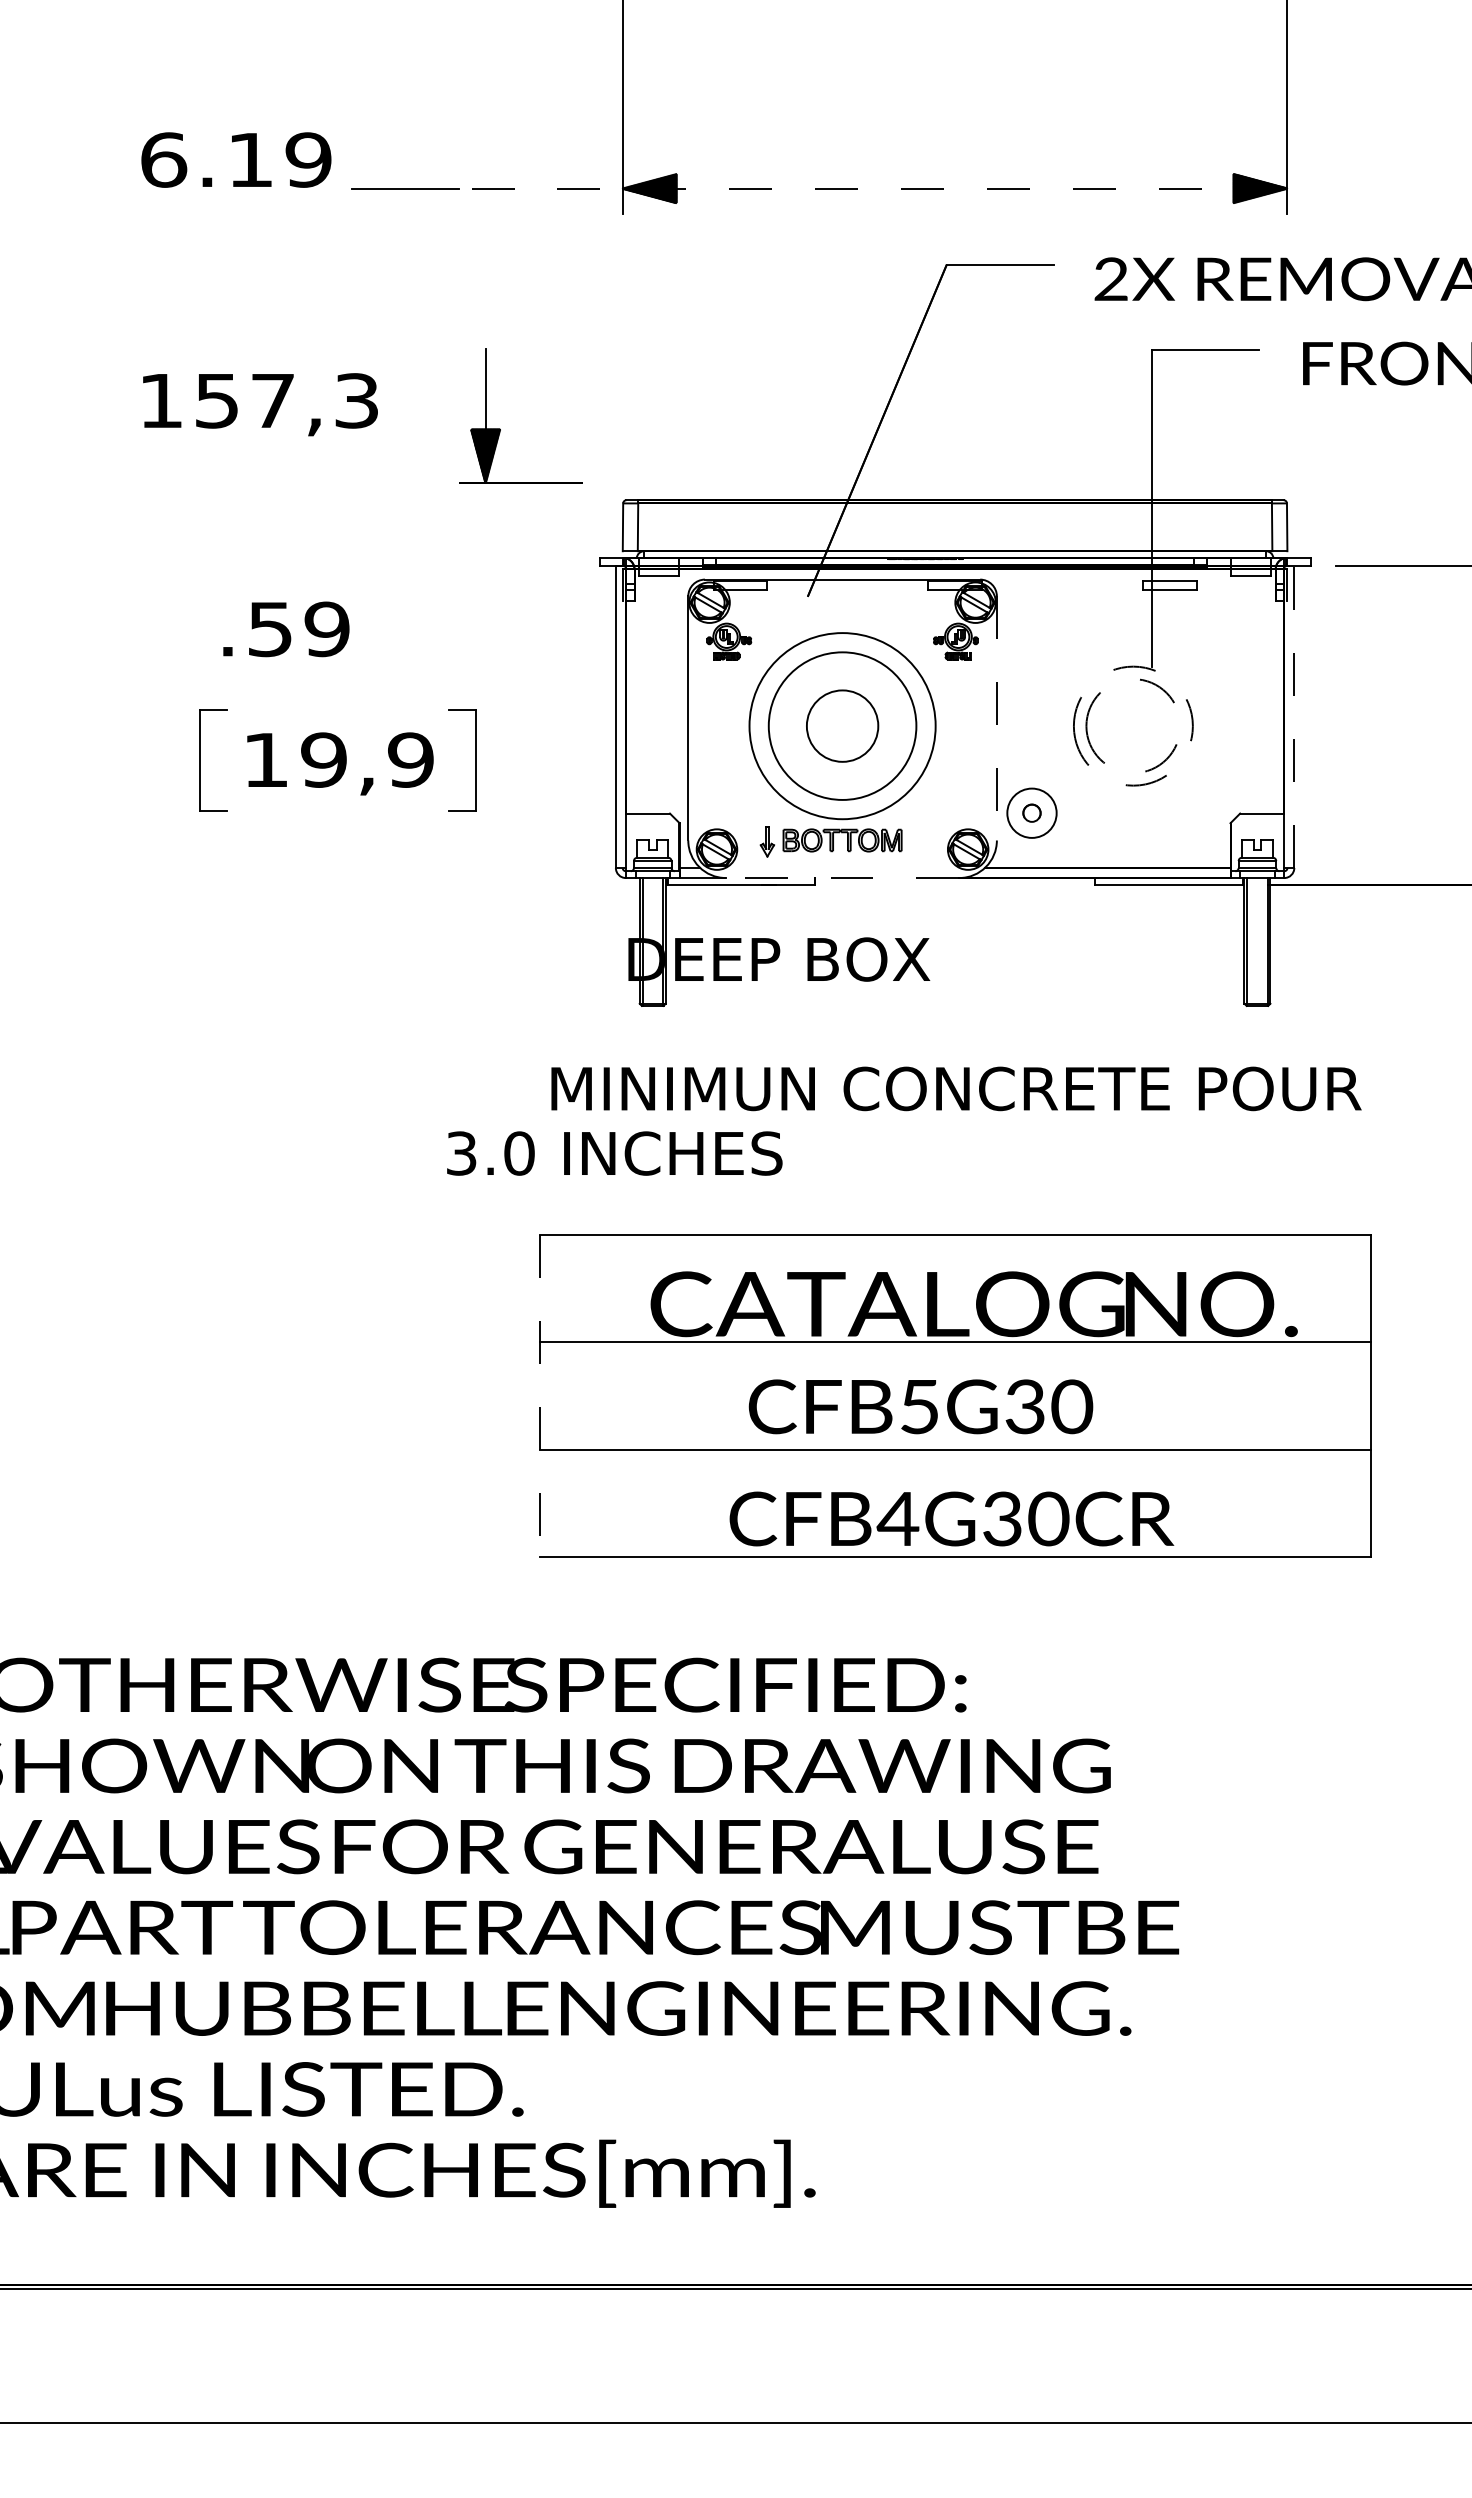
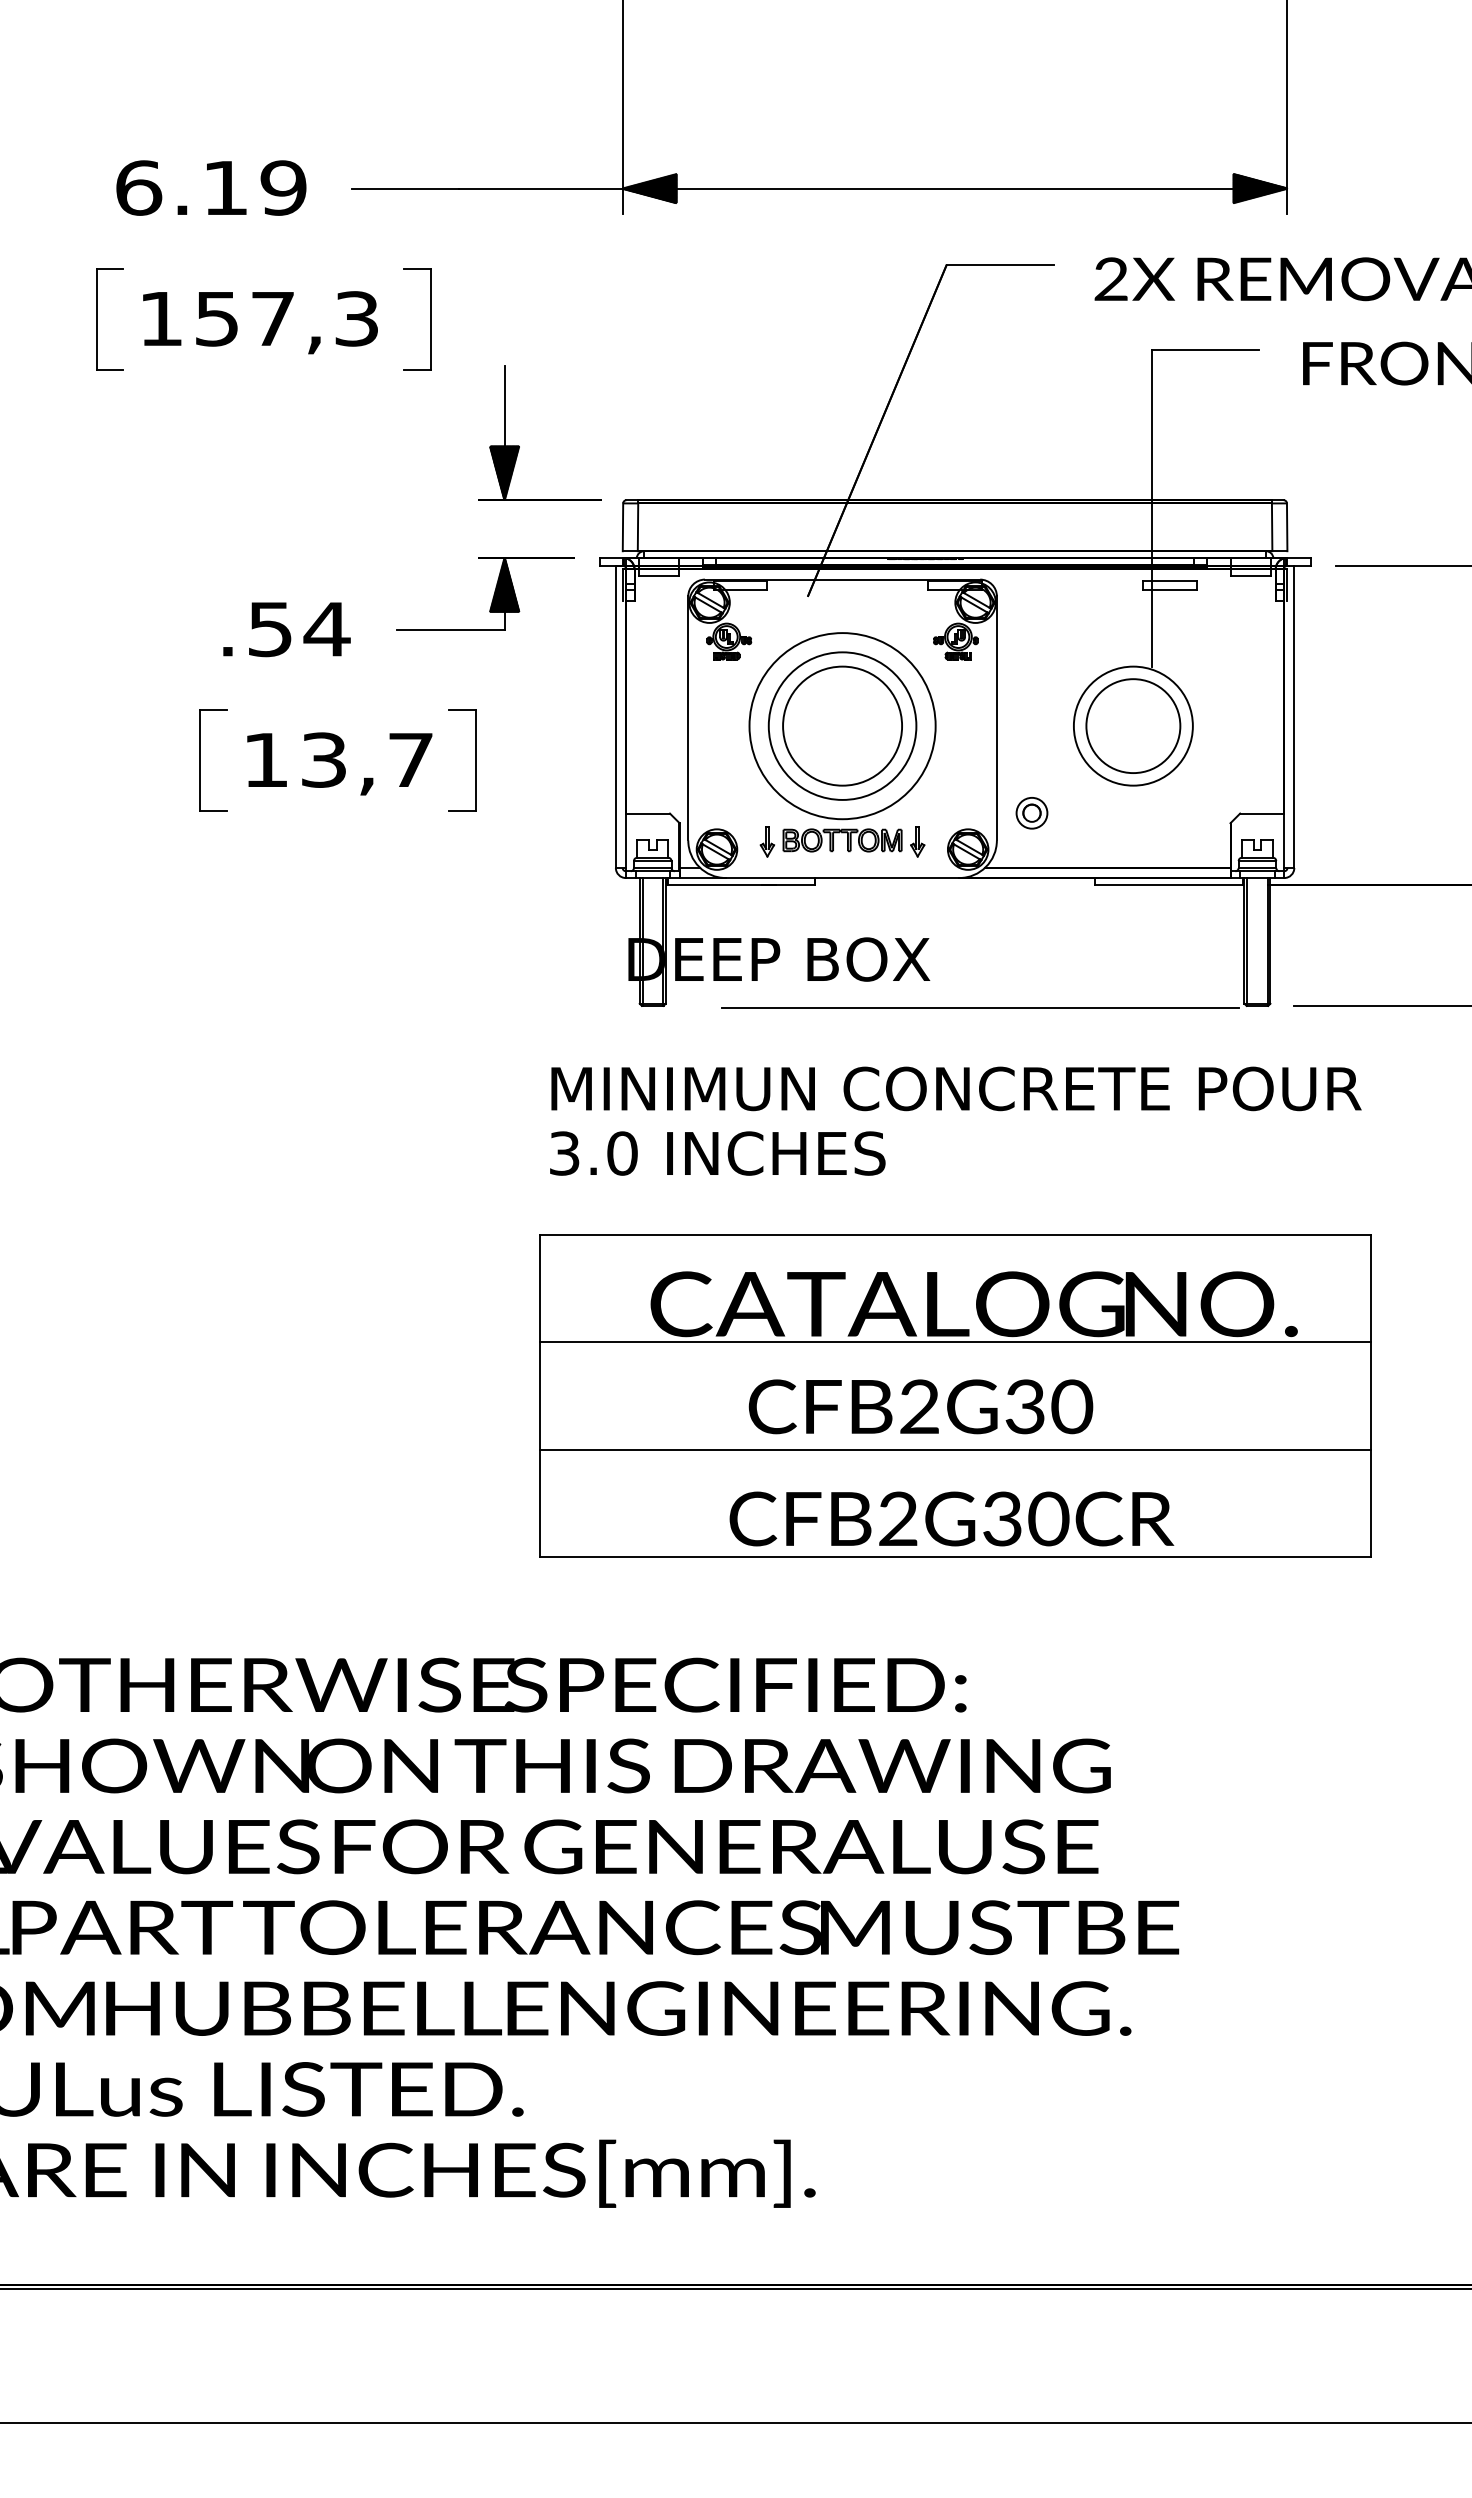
text position: (236, 159) -> (211, 187) (211, 187)
line: dashed -> solid (872, 188)
part: none -> present (97, 319)
part: none -> present (430, 319)
text position: (260, 404) -> (260, 322) (260, 322)
part position: (500, 428) -> (519, 445) (519, 445)
part: none -> present (493, 594)
text: .59 -> .54 (326, 629)
line: dashed -> solid (1294, 717)
line: dashed -> solid (996, 718)
circle diameter: 71 px -> 119 px (842, 725)
circle: dashed -> solid (1132, 725)
circle: dashed -> solid (1133, 726)
text: 19,9 -> 13,7 (367, 759)
circle diameter: 49 px -> 31 px (1031, 812)
part: none -> present (917, 841)
line: dashed -> solid (842, 878)
line: none -> present (1381, 1005)
line: none -> present (980, 1007)
text position: (614, 1153) -> (717, 1153) (717, 1153)
line: dashed -> solid (539, 1396)
text: CFB5G30 -> CFB2G30 (919, 1406)
text: CFB4G30CR -> CFB2G30CR (897, 1518)
